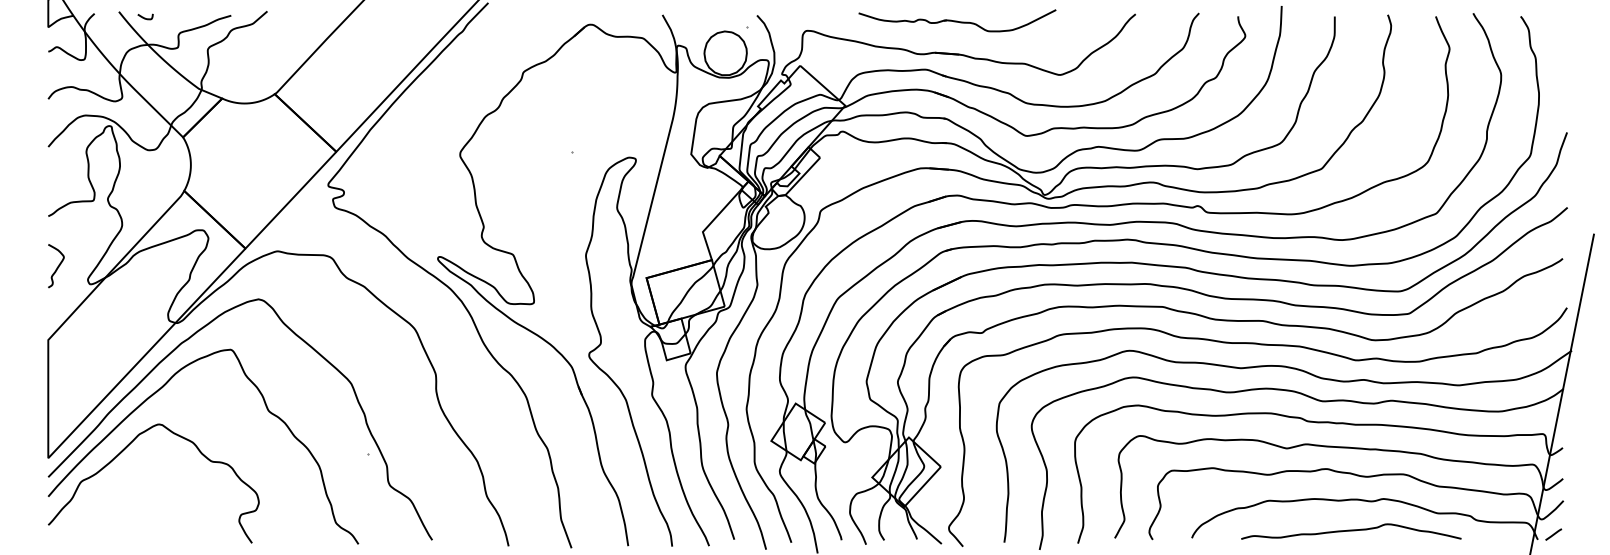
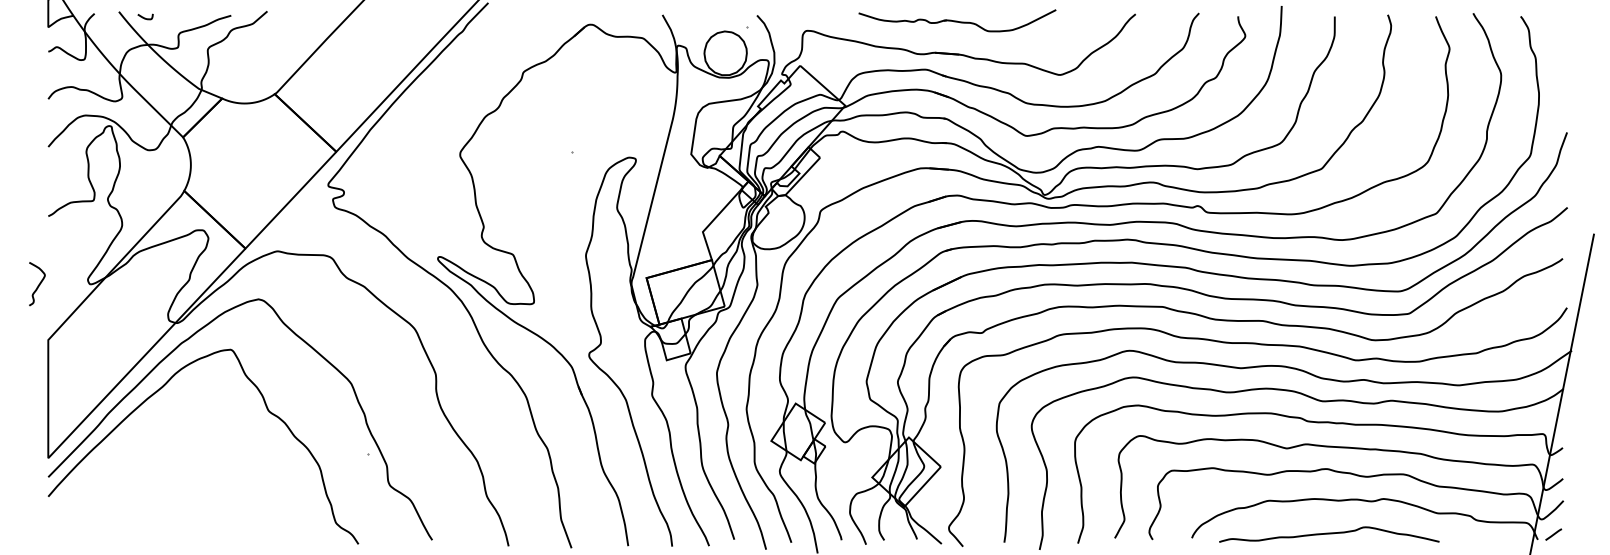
curve position: (57, 266) -> (38, 284) (38, 284)
curve: present -> none (122, 452)
curve position: (1351, 531) -> (1329, 534) (1329, 534)
